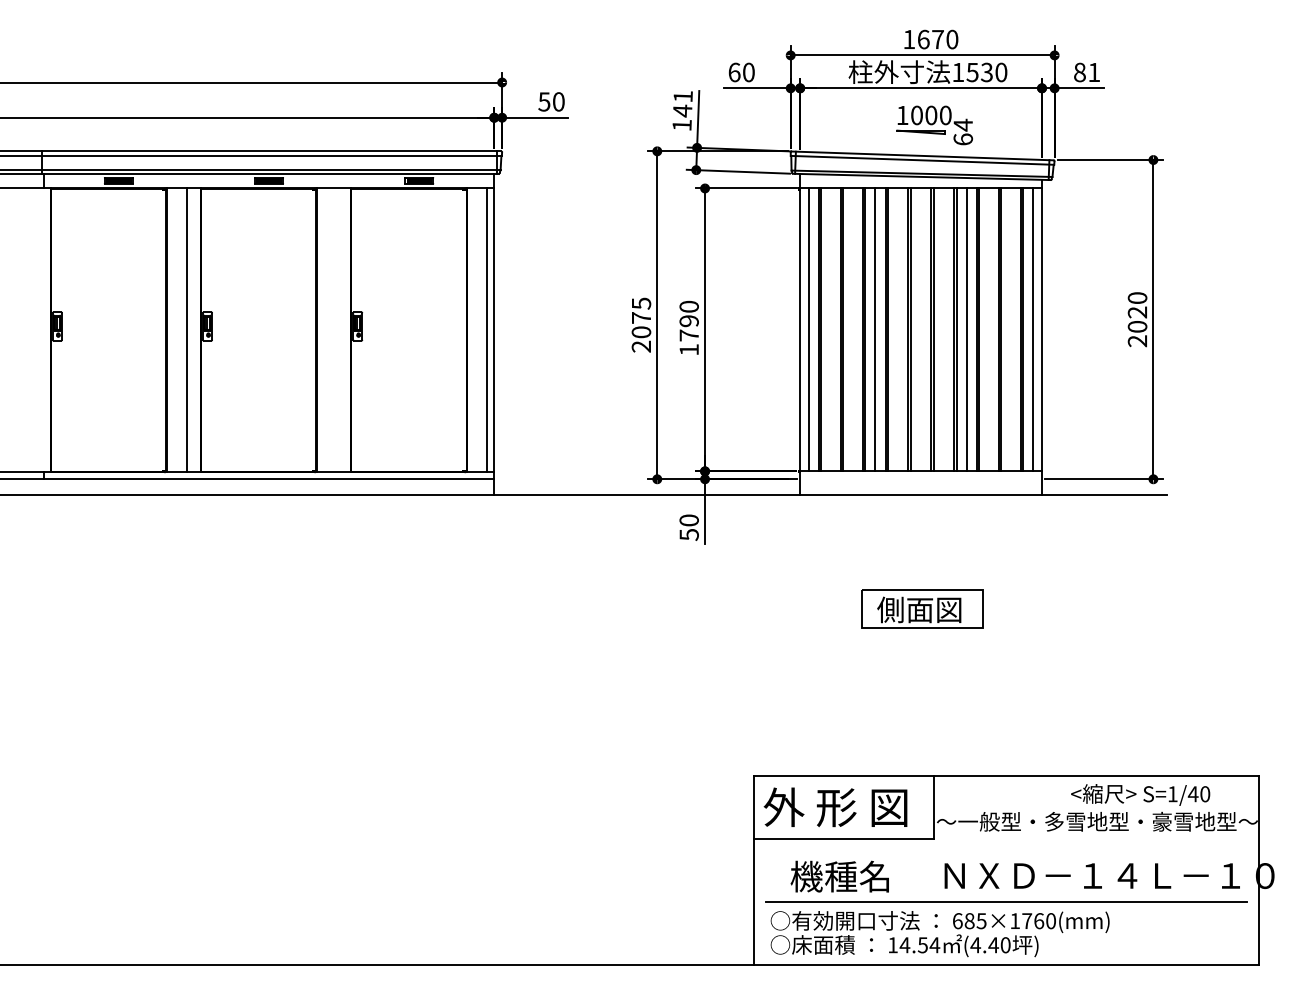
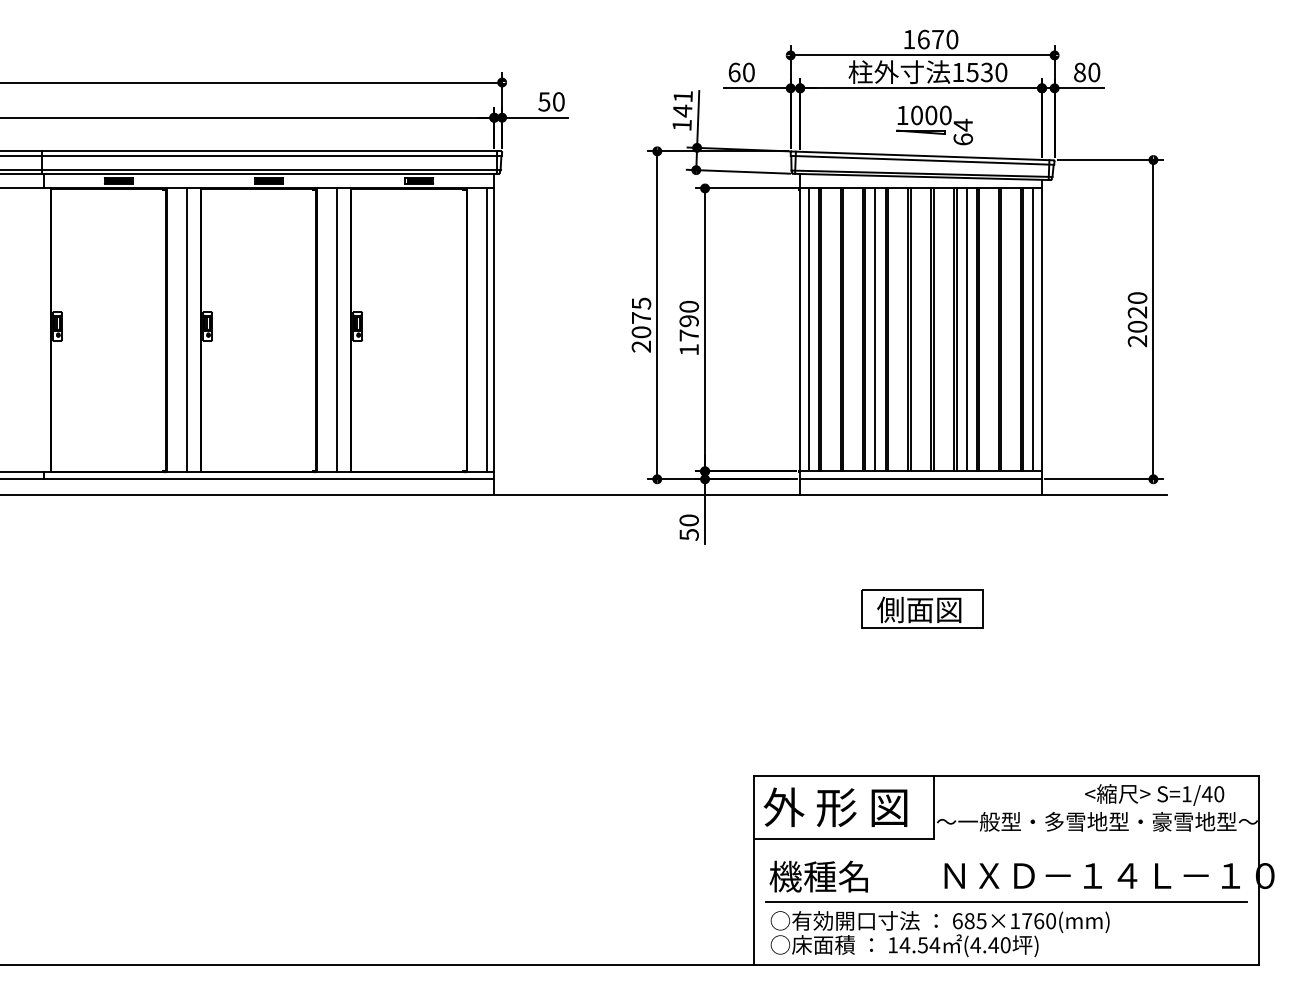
text: 81 -> 80 (1094, 72)
line: none -> present (337, 330)
line: none -> present (920, 479)
text position: (1140, 794) -> (1154, 794) (1154, 794)
text position: (839, 876) -> (818, 876) (818, 876)
